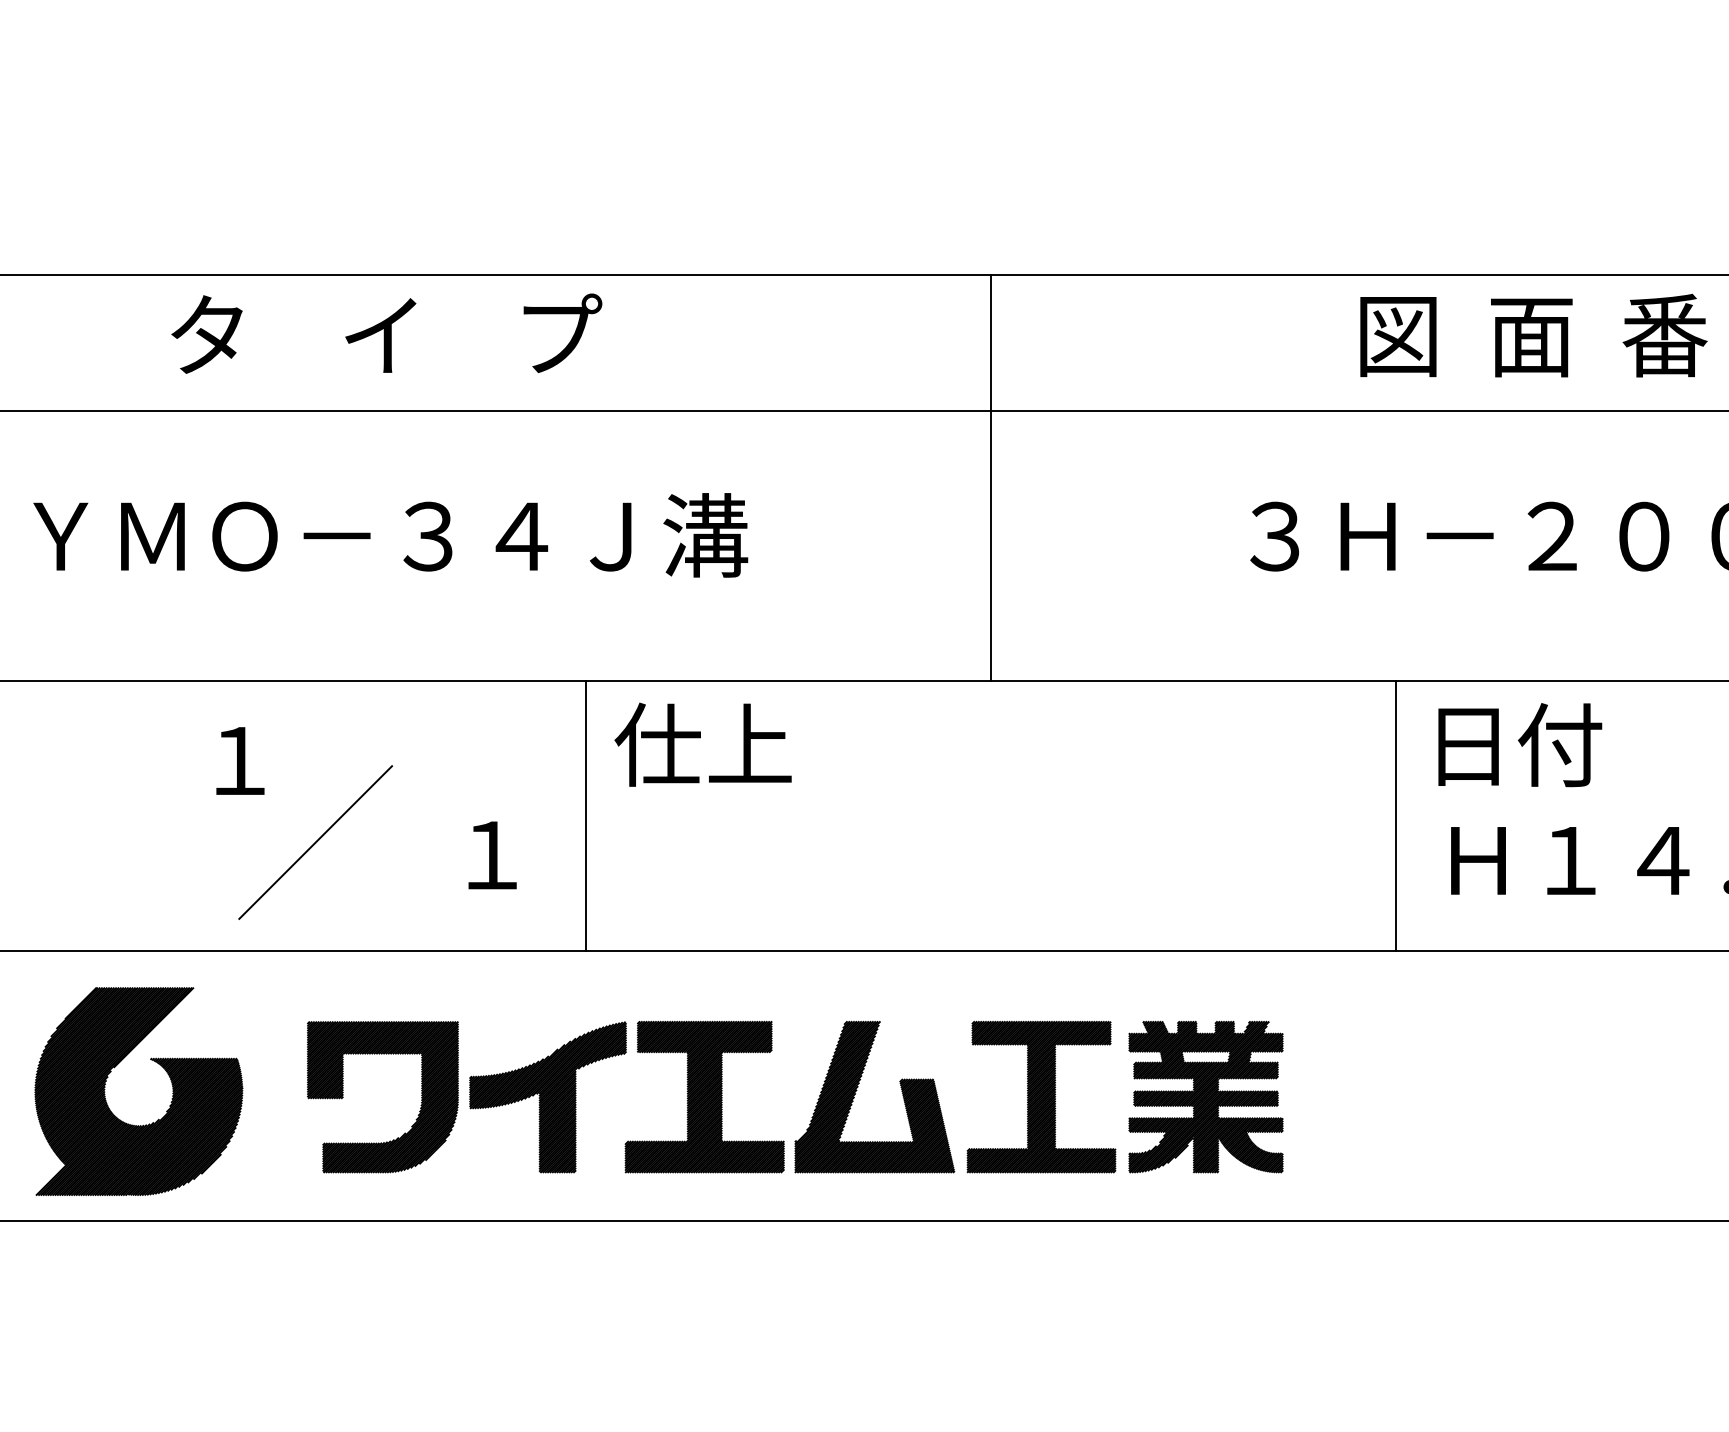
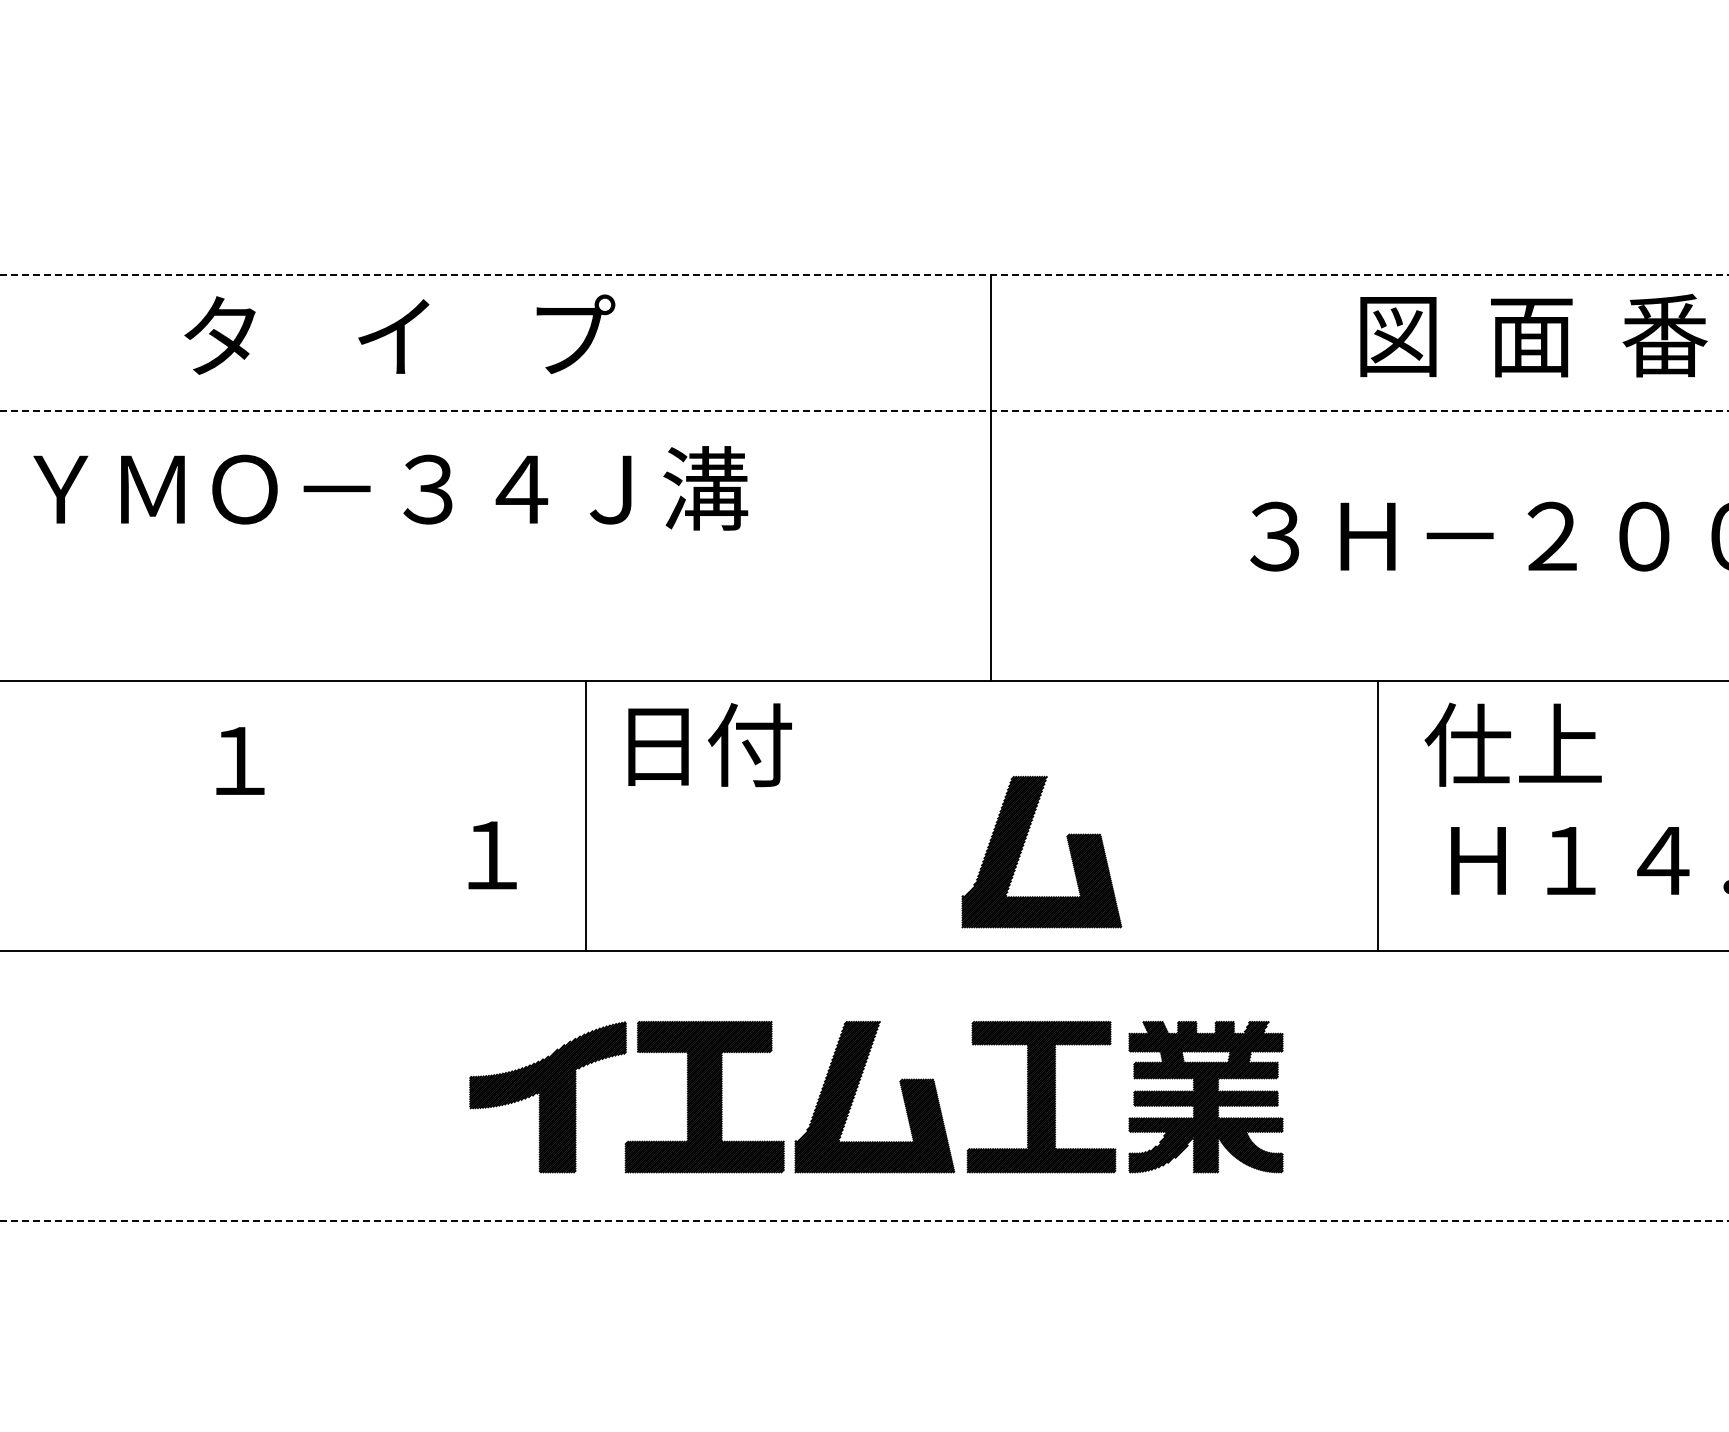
line: solid -> dashed (864, 275)
text position: (386, 333) -> (399, 334) (399, 334)
line: solid -> dashed (864, 410)
text position: (390, 535) -> (390, 488) (390, 488)
text: 仕上 -> 日付 (702, 744)
text: 日付 -> 仕上 (1513, 744)
line position: (1395, 815) -> (1377, 815) (1377, 815)
line: present -> none (315, 842)
part: none -> present (1024, 845)
part: present -> none (105, 1092)
part: present -> none (420, 1105)
line: solid -> dashed (864, 1220)
